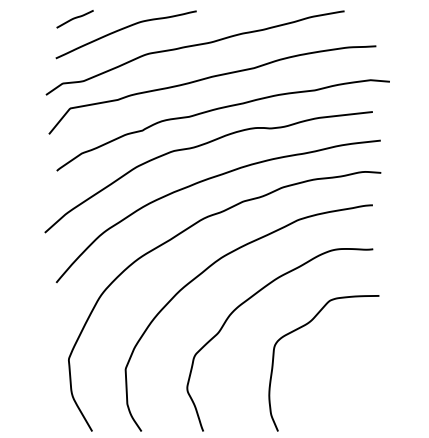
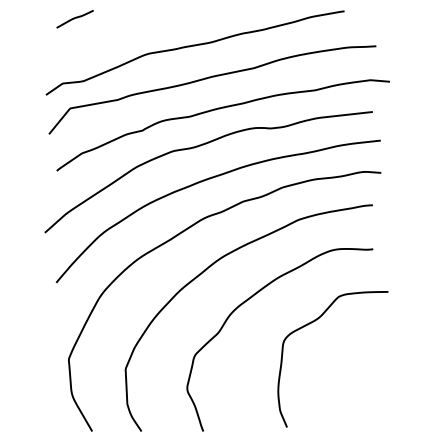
curve: present -> none (124, 29)
curve position: (304, 326) -> (313, 322) (313, 322)
